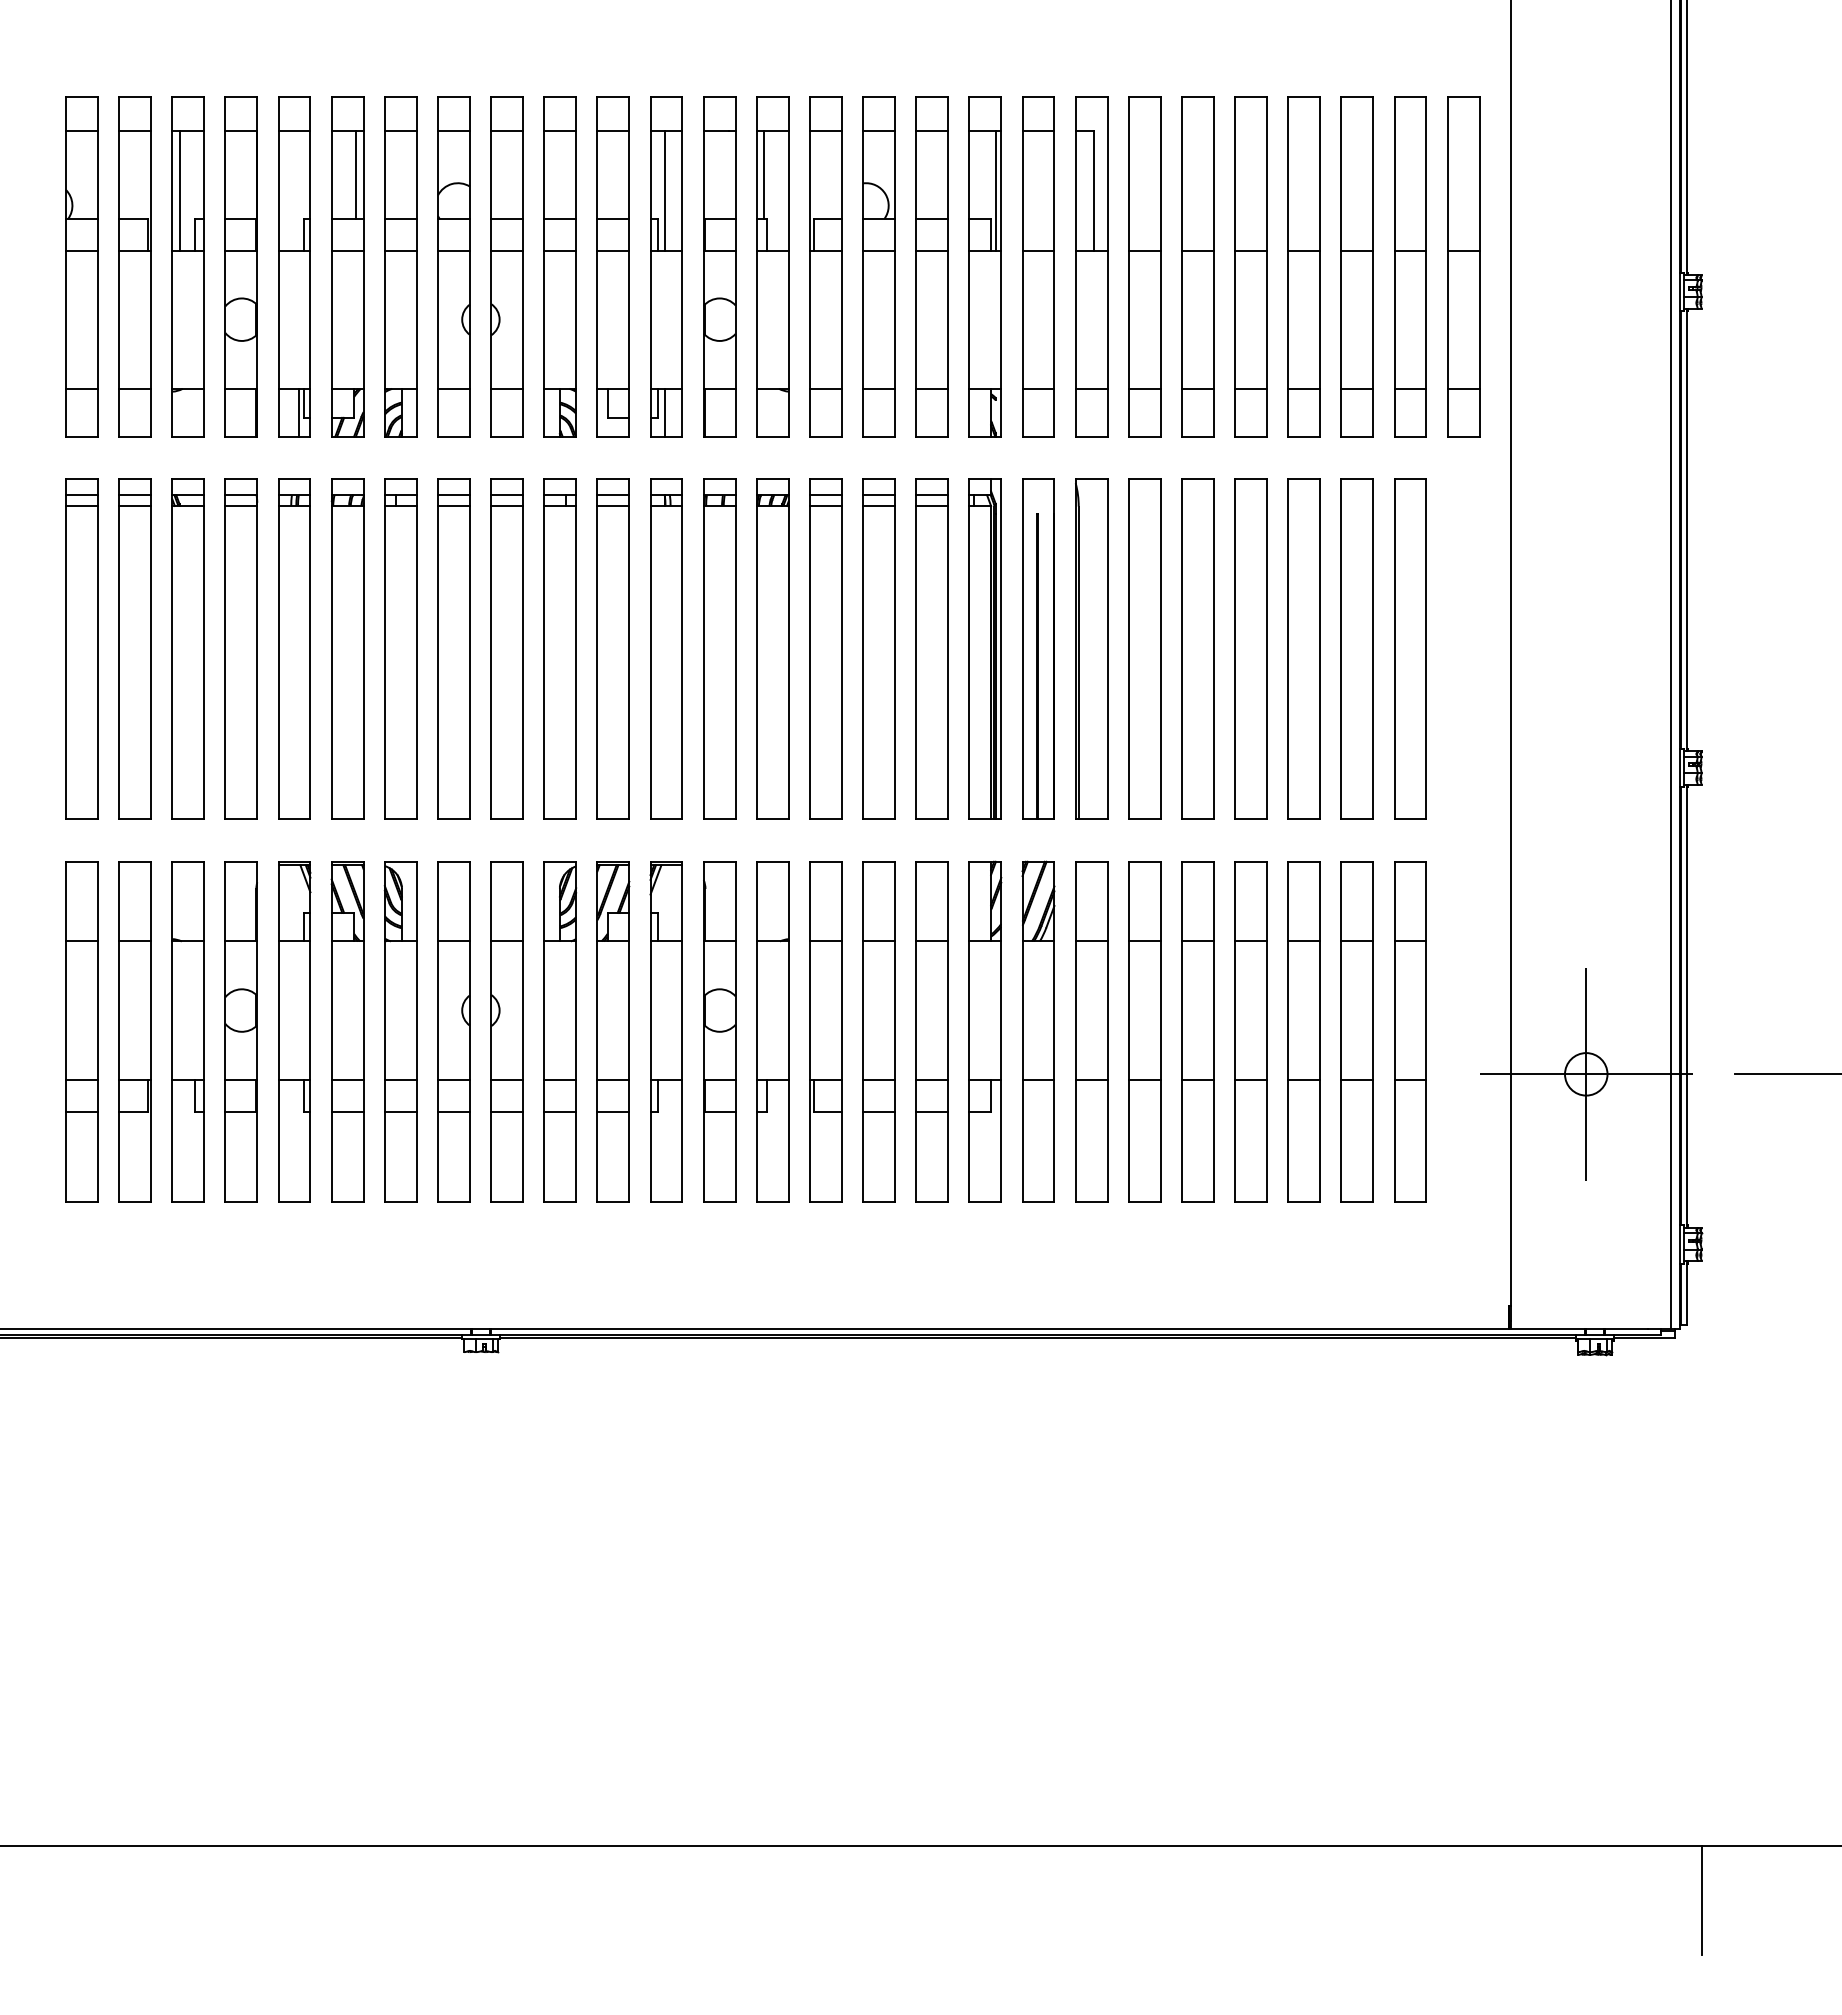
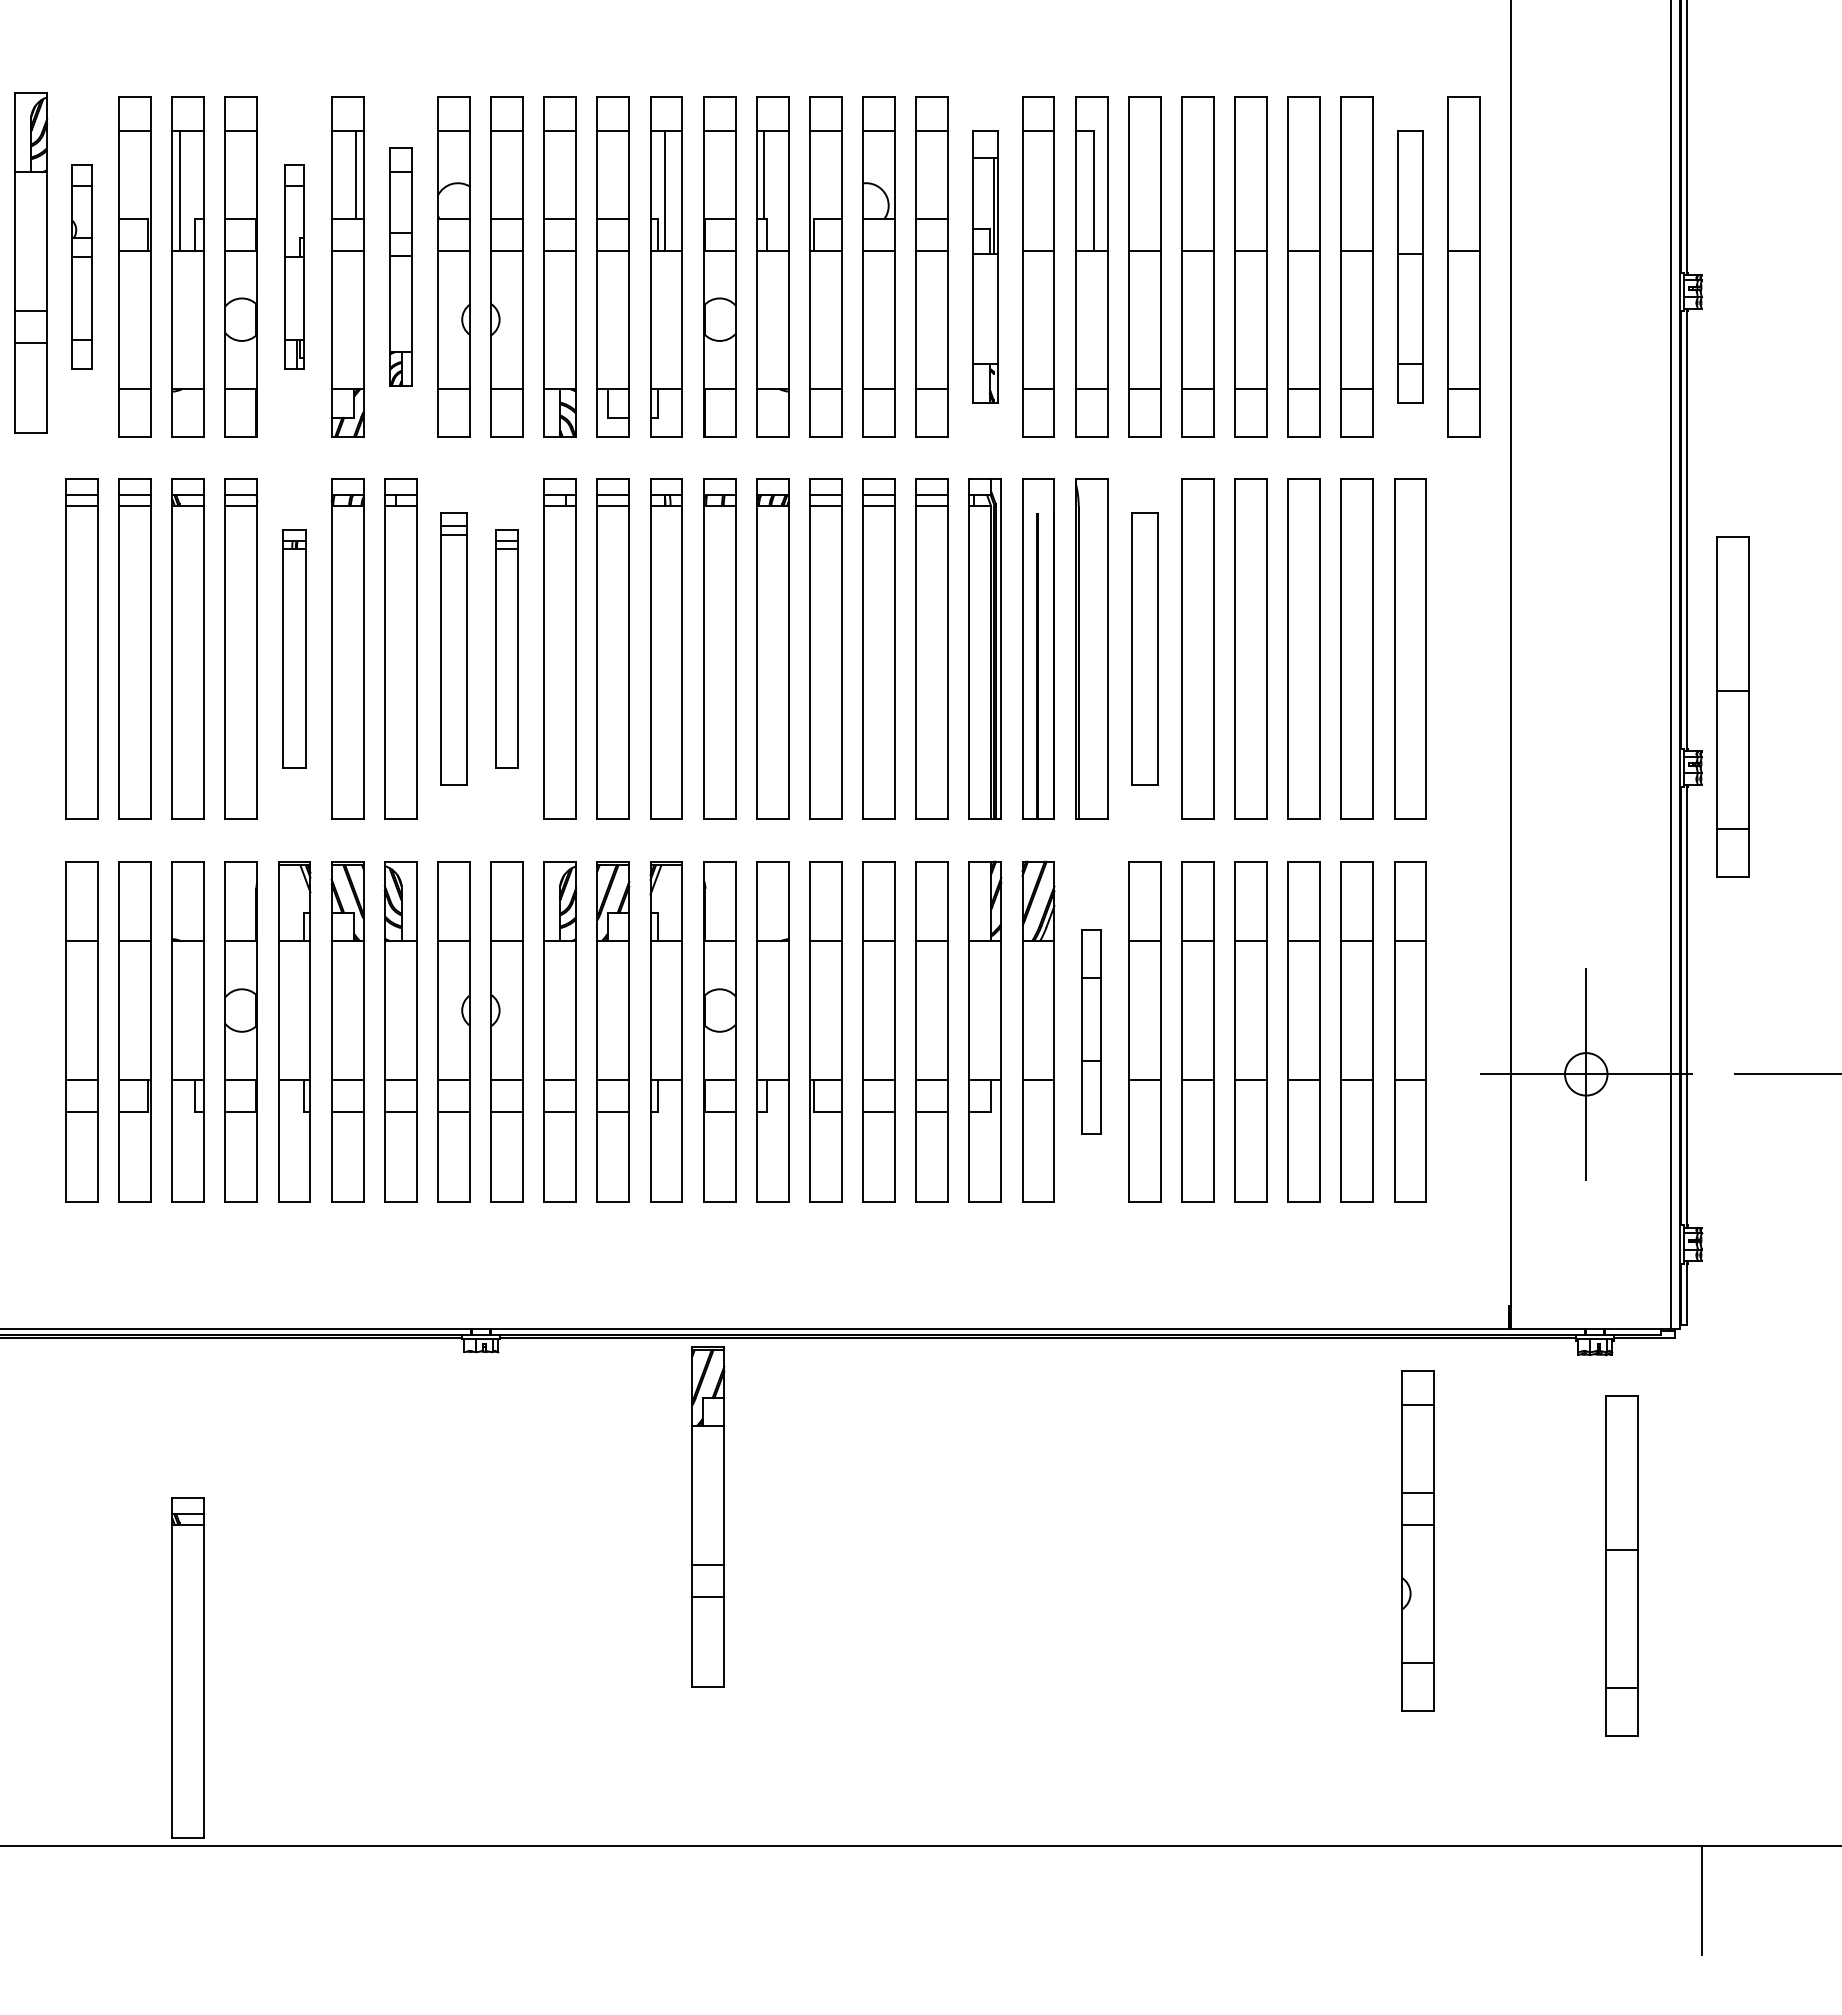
part: none -> present (31, 262)
part size: 34x342 px -> 22x206 px (81, 266)
part size: 33x342 px -> 21x206 px (294, 266)
part size: 34x342 px -> 24x240 px (400, 266)
part size: 34x342 px -> 27x274 px (985, 266)
part size: 33x342 px -> 27x274 px (1410, 266)
line: present -> none (664, 412)
part size: 33x342 px -> 25x240 px (294, 648)
part size: 34x342 px -> 28x274 px (453, 648)
part size: 34x342 px -> 24x240 px (506, 648)
part size: 34x342 px -> 28x274 px (1144, 648)
part: none -> present (1732, 706)
part size: 34x342 px -> 21x206 px (1091, 1031)
part: none -> present (708, 1516)
part: none -> present (1417, 1540)
part: none -> present (1621, 1565)
part: none -> present (187, 1667)
